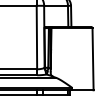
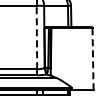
line: solid -> dashed (36, 37)
line: solid -> dashed (93, 58)
